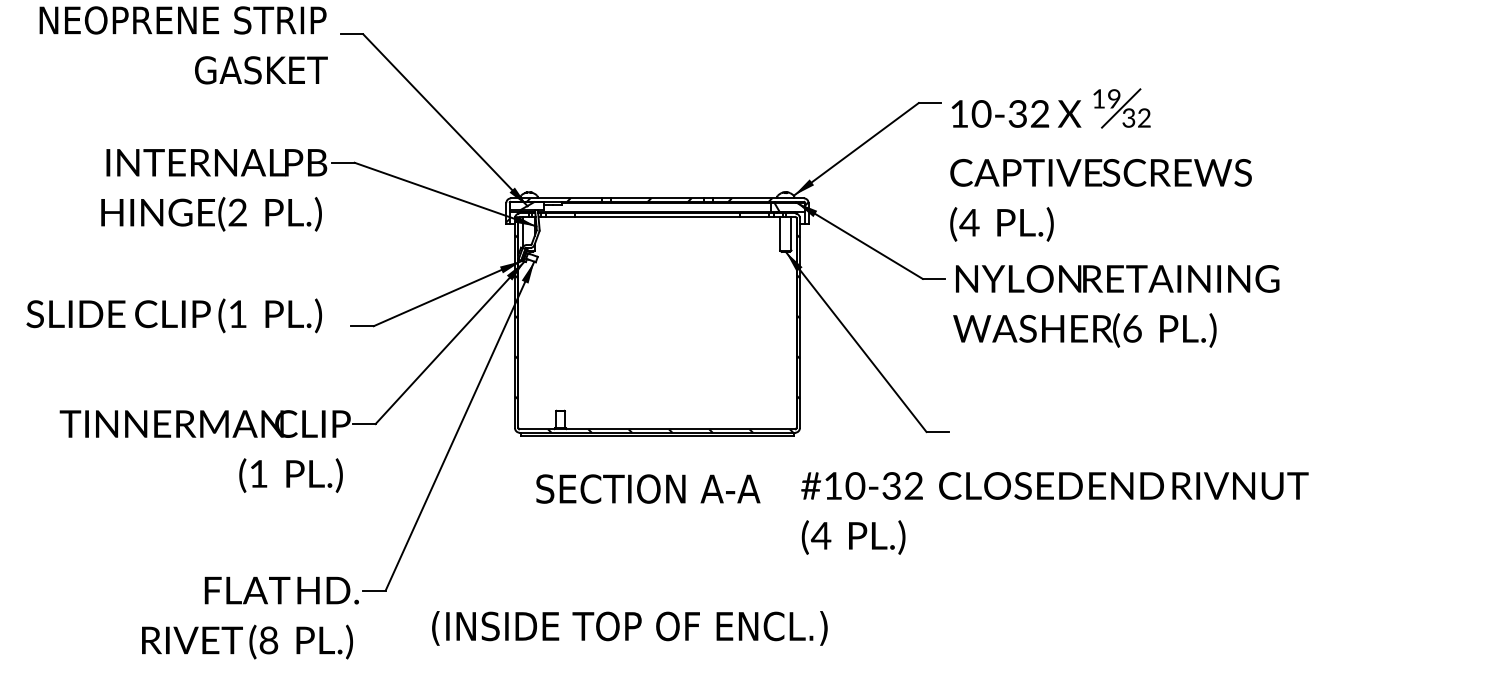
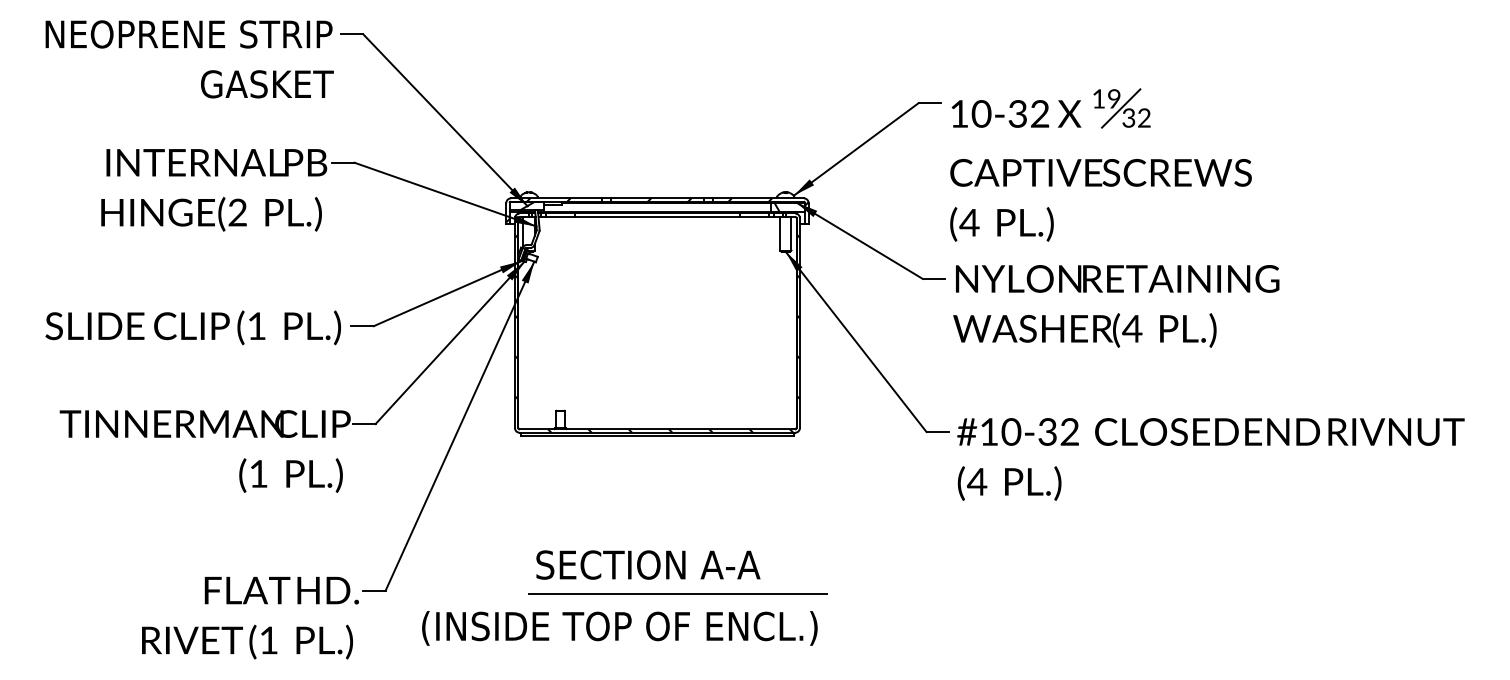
text position: (183, 45) -> (189, 59) (189, 59)
text position: (173, 315) -> (192, 327) (192, 327)
text: (6 -> (4 (1132, 328)
text position: (648, 488) -> (648, 564) (648, 564)
text position: (1054, 513) -> (1210, 459) (1210, 459)
line: none -> present (677, 593)
text position: (629, 628) -> (619, 628) (619, 628)
text: (8 -> (1 (268, 640)
